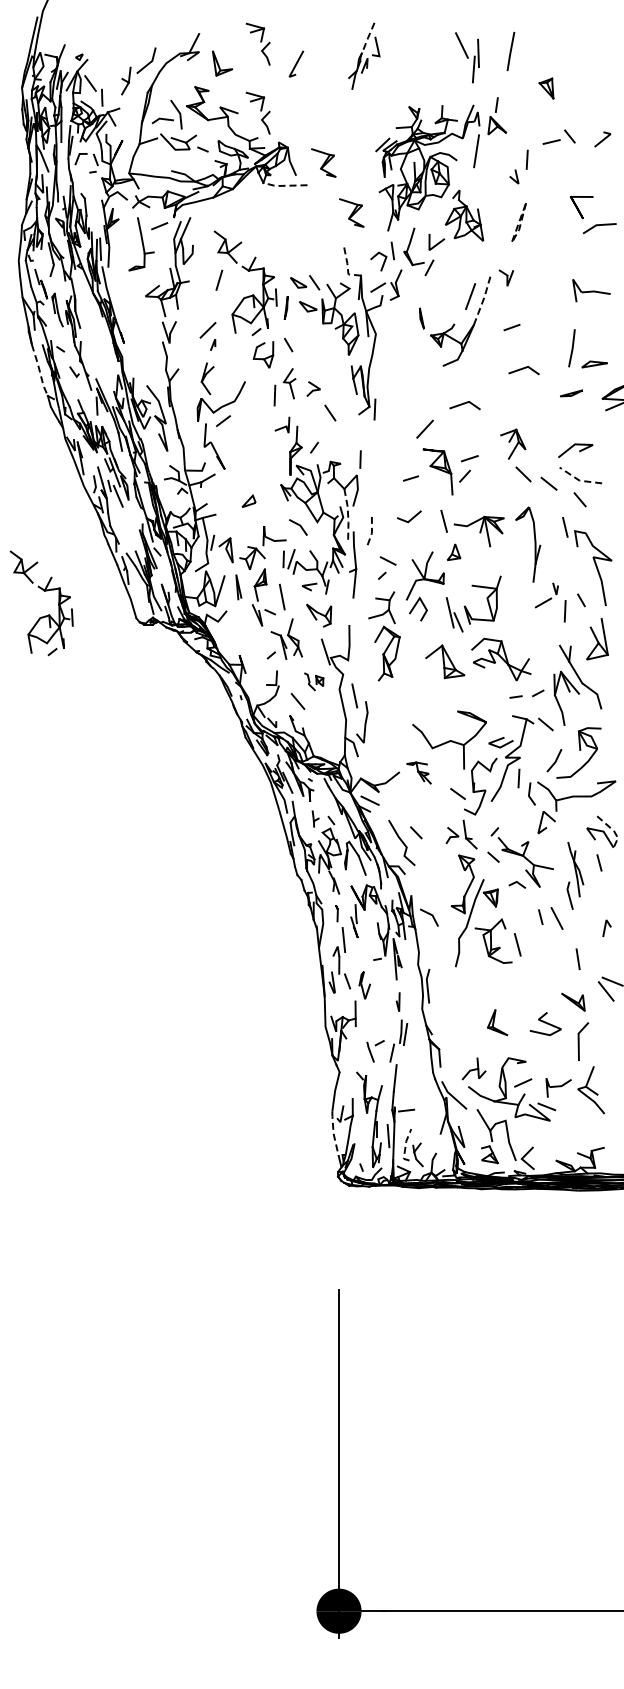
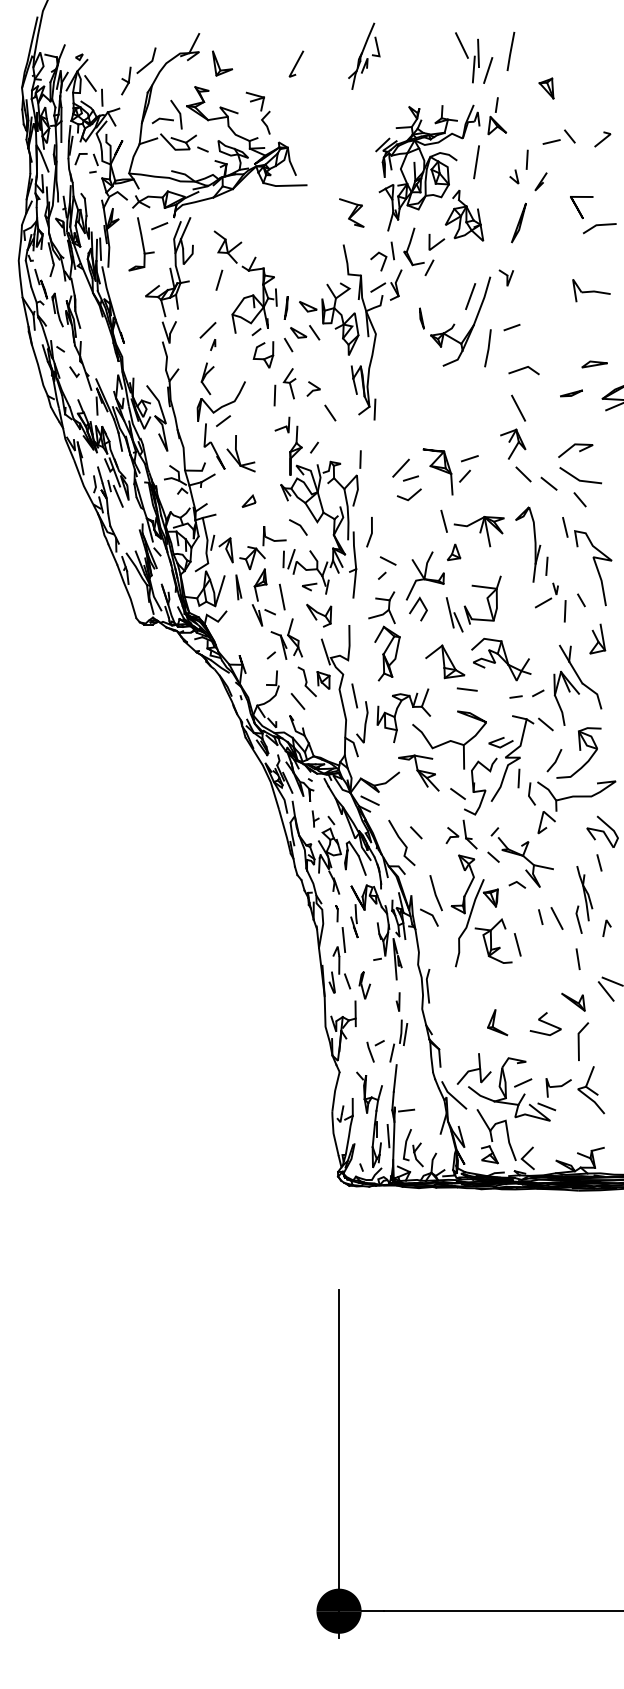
line: dashed -> solid (367, 40)
part: present -> none (257, 43)
line: none -> present (488, 70)
line position: (476, 151) -> (476, 162) (476, 162)
part: present -> none (323, 162)
line: none -> present (540, 181)
line: dashed -> solid (284, 185)
line: dashed -> solid (511, 242)
line: dashed -> solid (347, 265)
part position: (305, 282) -> (305, 332) (305, 332)
line: dashed -> solid (483, 301)
line position: (571, 348) -> (487, 348) (487, 348)
line: dashed -> solid (39, 371)
line: present -> none (464, 404)
line: none -> present (518, 407)
line position: (424, 428) -> (400, 467) (400, 467)
part: none -> present (240, 453)
line: dashed -> solid (579, 480)
line: dashed -> solid (348, 515)
line position: (409, 519) -> (409, 497) (409, 497)
line: dashed -> solid (371, 533)
line: none -> present (546, 565)
part: present -> none (43, 591)
part size: 23x43 px -> 18x32 px (597, 638)
part size: 21x20 px -> 34x32 px (313, 681)
line: none -> present (466, 689)
part: none -> present (396, 714)
part size: 26x24 px -> 42x38 px (418, 772)
line: dashed -> solid (614, 831)
part position: (575, 875) -> (584, 899) (584, 899)
line: none -> present (435, 893)
part size: 26x24 px -> 36x32 px (473, 1068)
line: dashed -> solid (333, 1133)
line: dashed -> solid (405, 1146)
